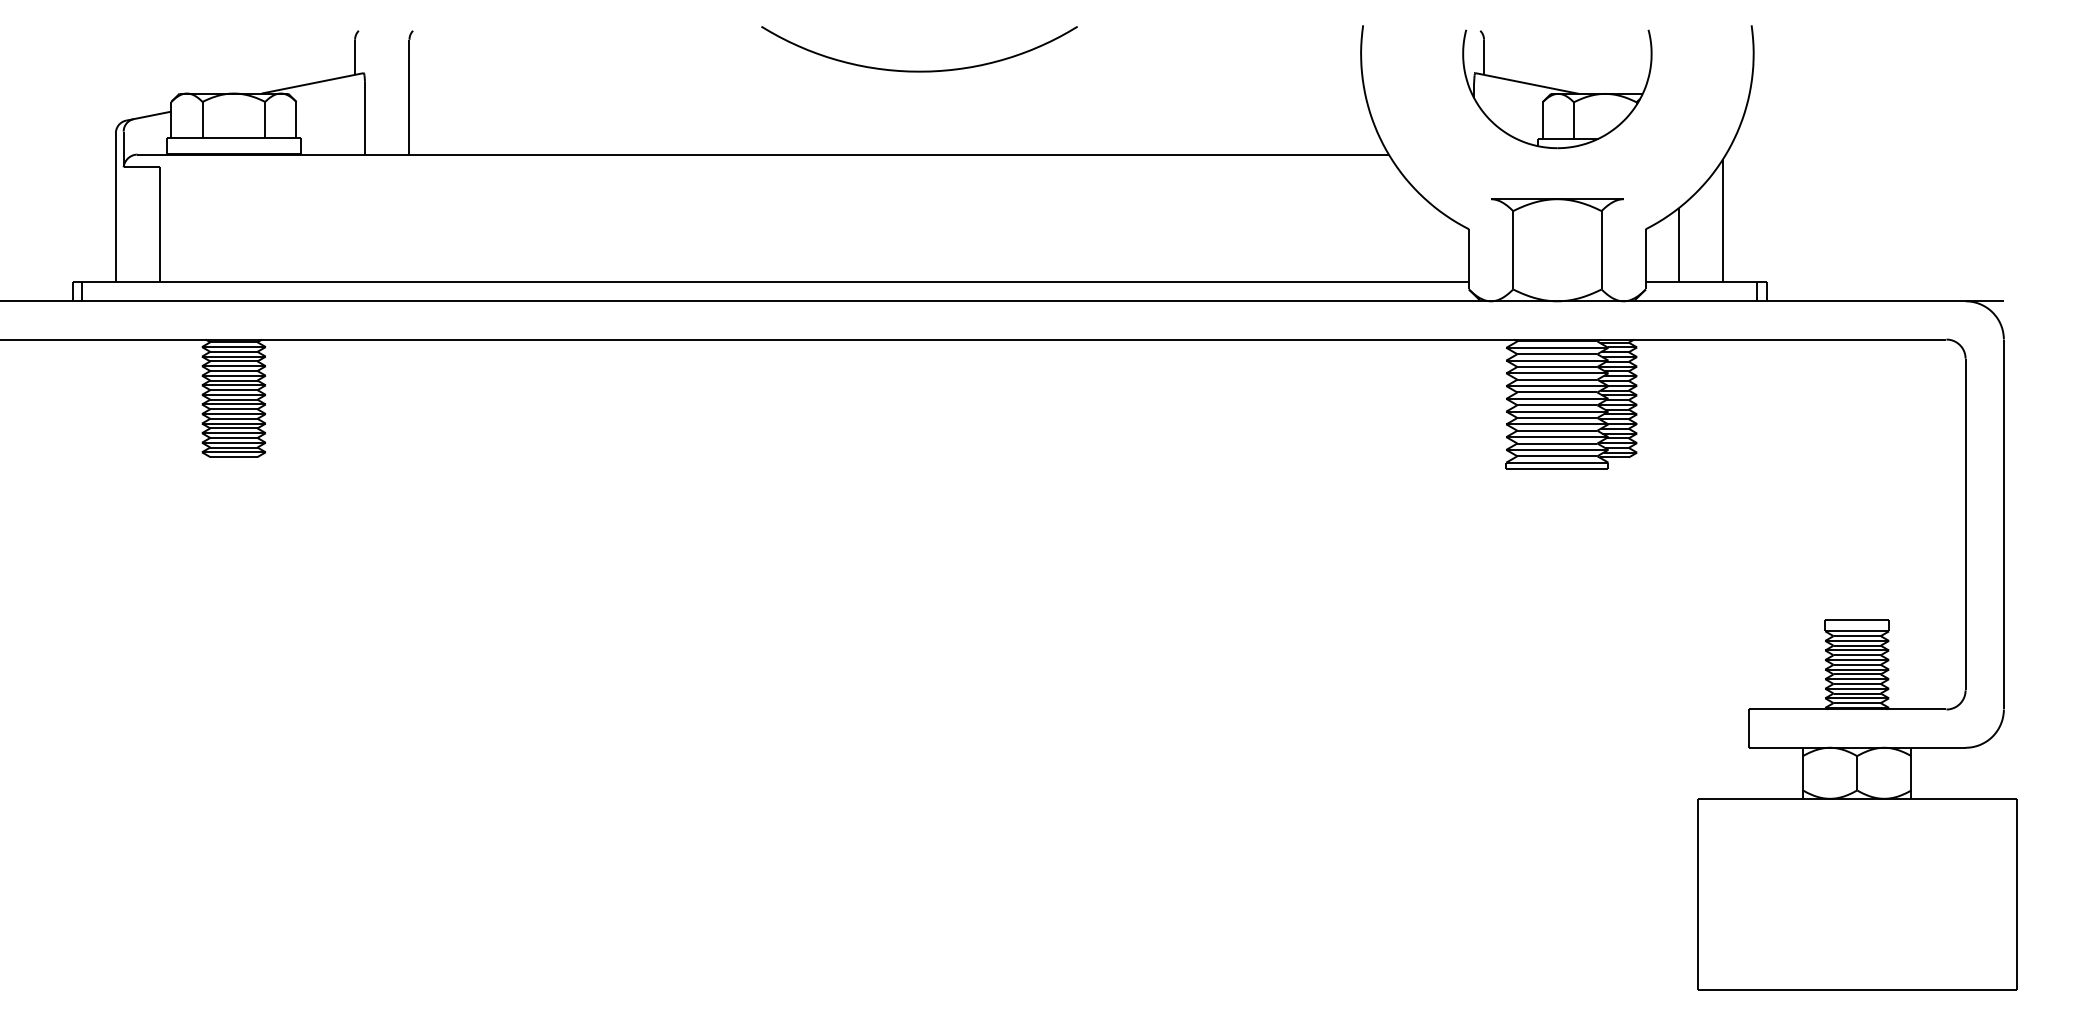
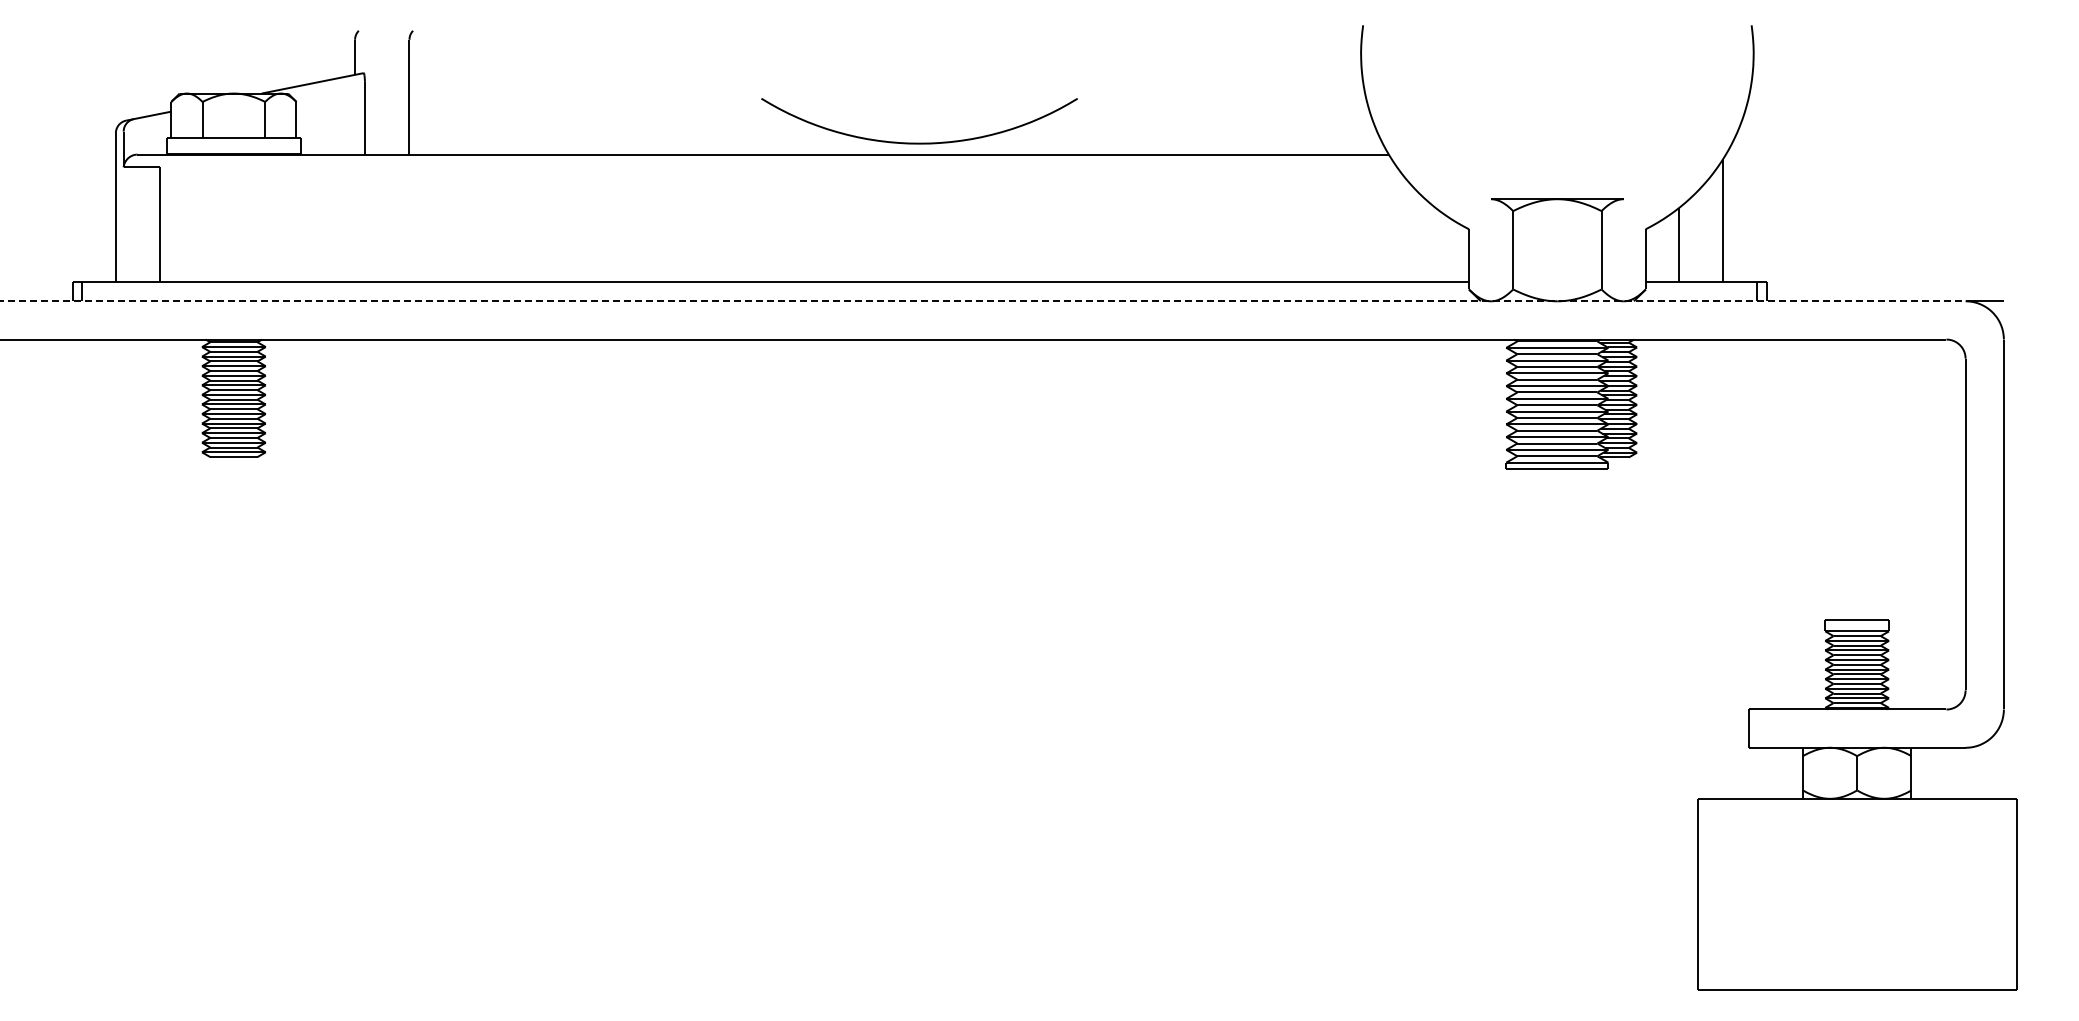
curve position: (919, 70) -> (919, 142) (919, 142)
part: present -> none (1557, 89)
line: solid -> dashed (983, 301)
